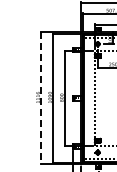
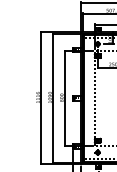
line: dashed -> solid (41, 98)
